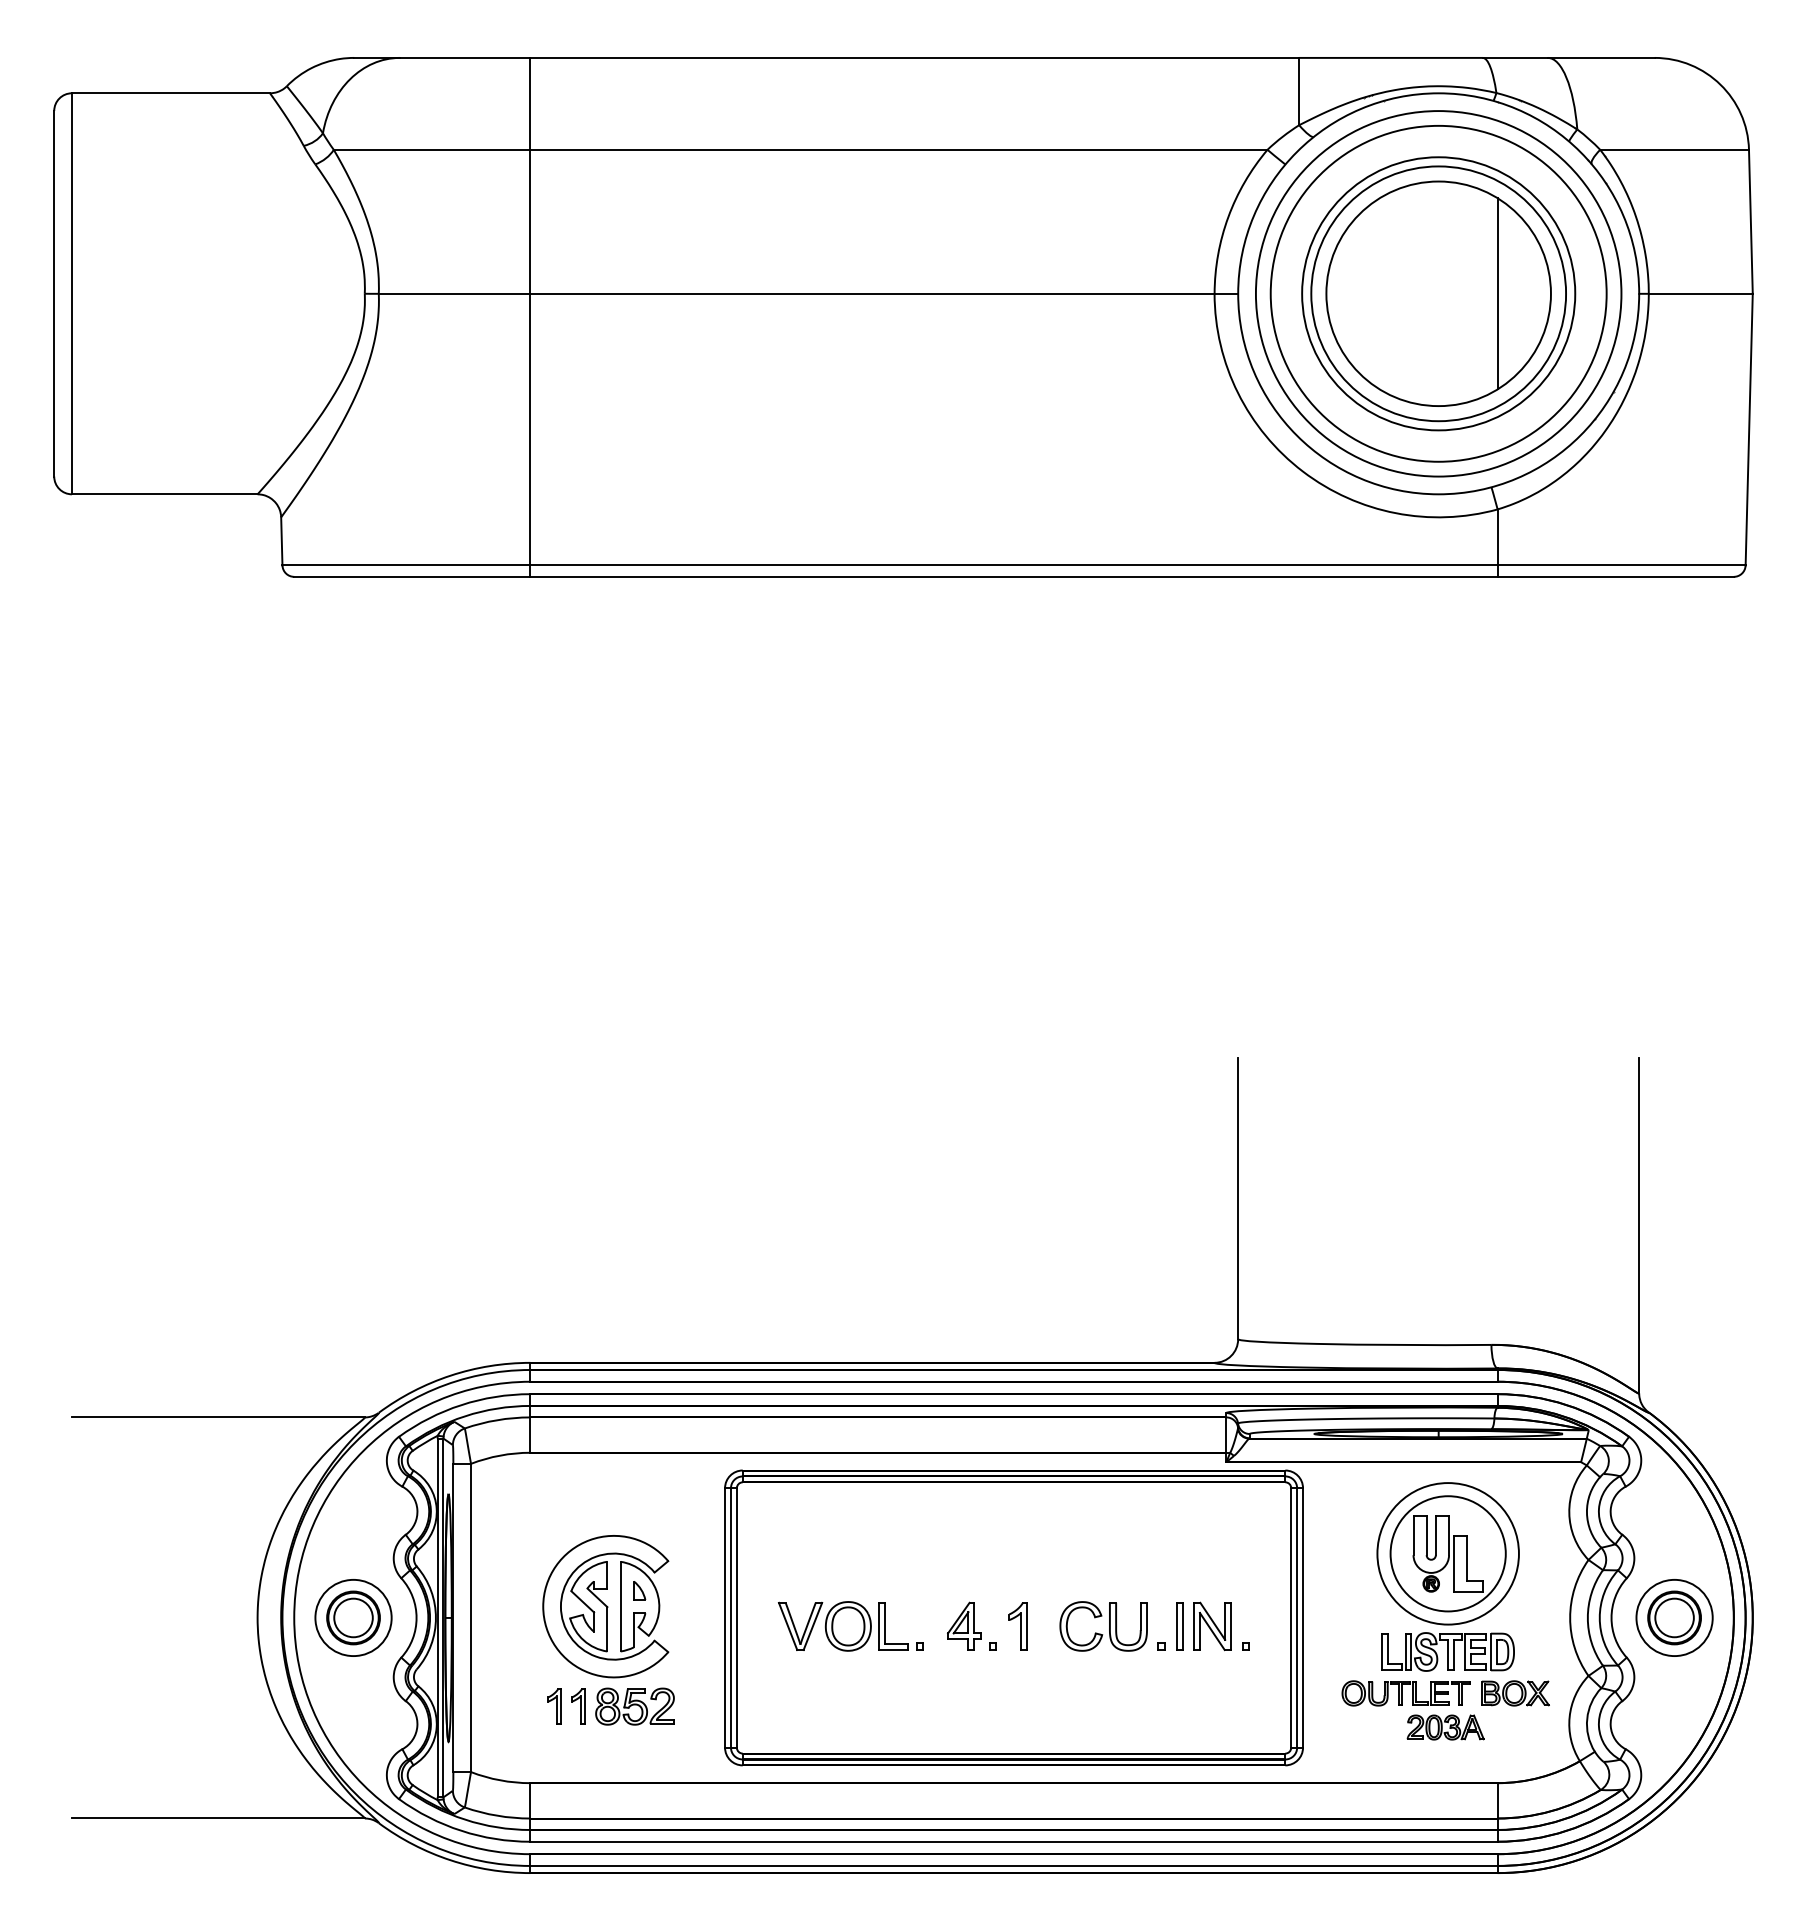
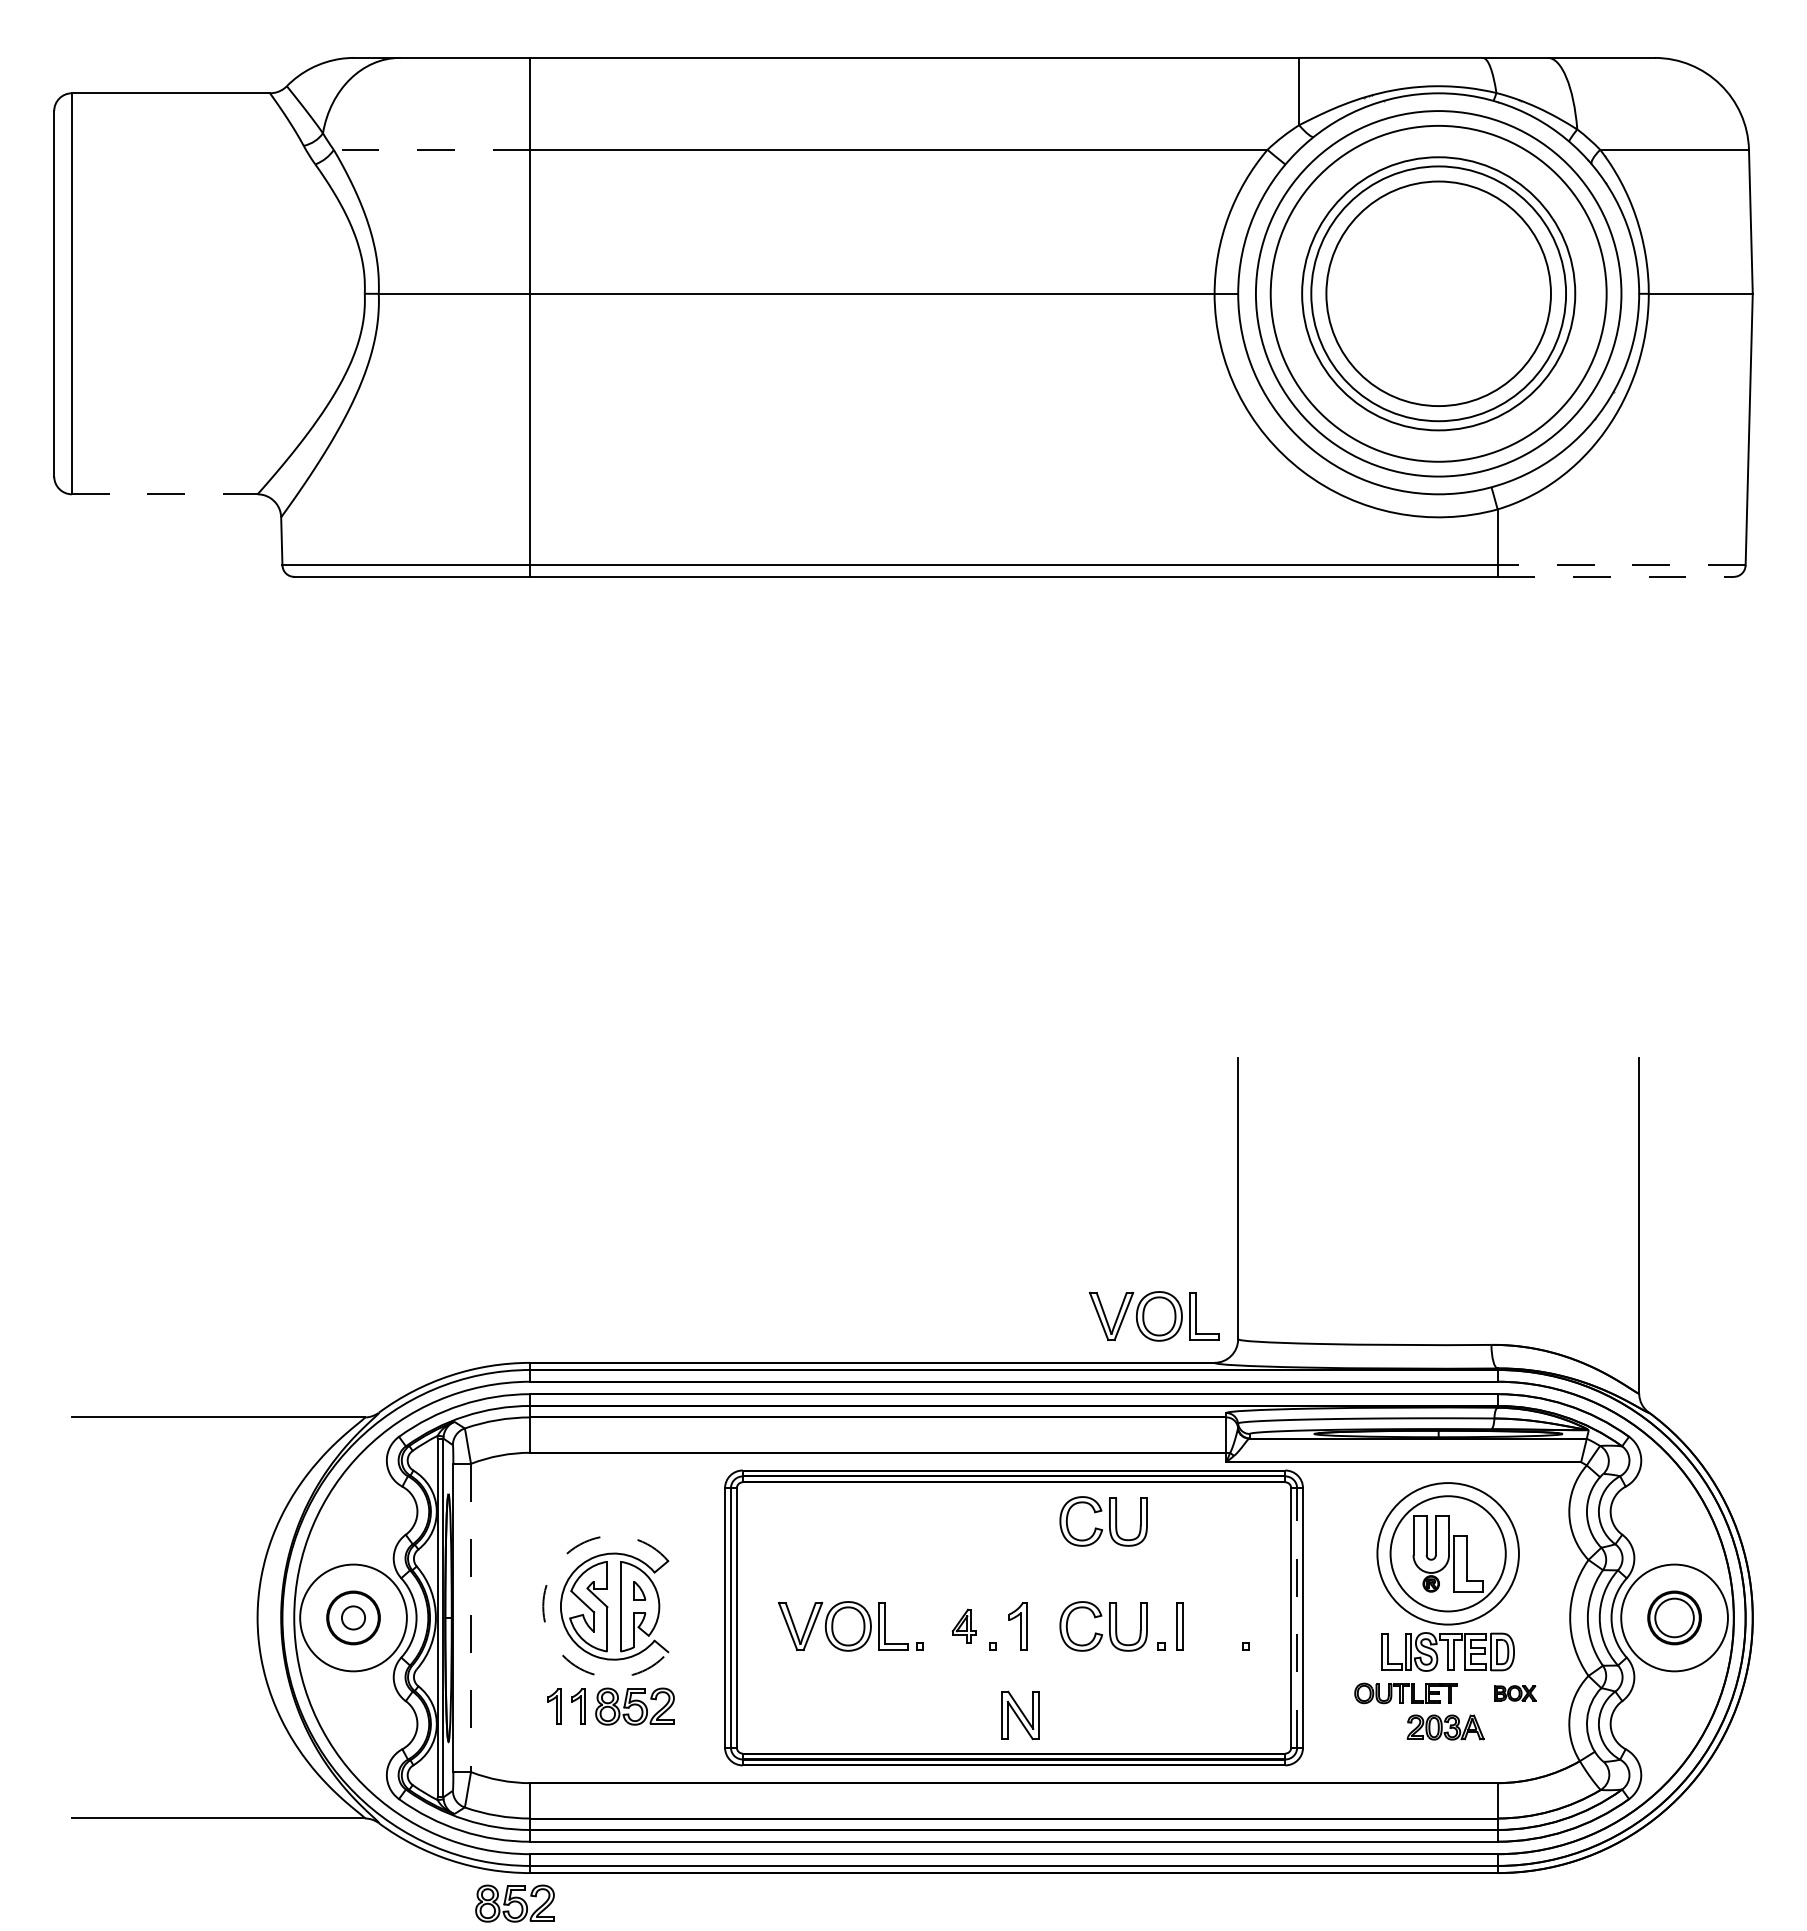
line: solid -> dashed (431, 149)
line: present -> none (1497, 293)
line: solid -> dashed (164, 494)
line: solid -> dashed (1621, 565)
line: solid -> dashed (1616, 576)
part: none -> present (1154, 1316)
part: none -> present (1103, 1521)
arc: solid -> dashed (543, 1606)
circle diameter: 39 px -> 23 px (353, 1617)
circle diameter: 76 px -> 107 px (353, 1617)
line: solid -> dashed (1297, 1617)
circle diameter: 76 px -> 107 px (1674, 1617)
line: solid -> dashed (471, 1618)
part size: 35x50 px -> 26x36 px (963, 1625)
part position: (1212, 1626) -> (1020, 1715) (1020, 1715)
part size: 130x27 px -> 104x23 px (1405, 1693)
part size: 69x27 px -> 43x17 px (1515, 1693)
part: none -> present (514, 1903)
